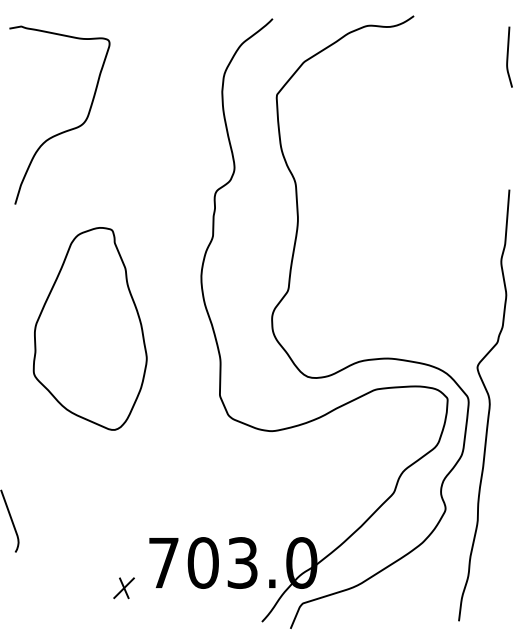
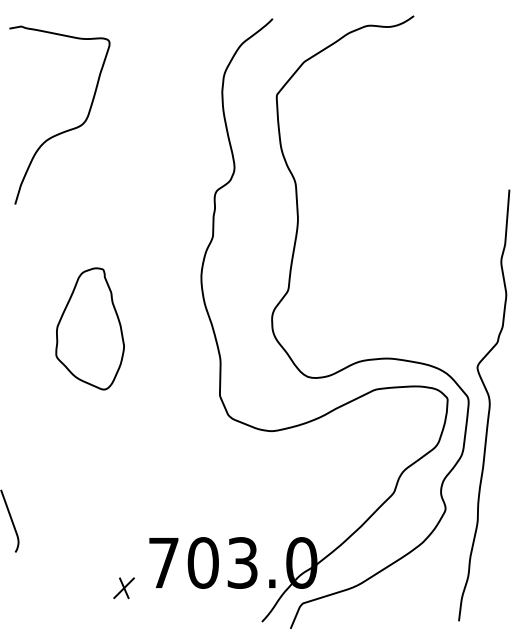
curve: present -> none (508, 56)
part size: 116x204 px -> 70x124 px (89, 328)
